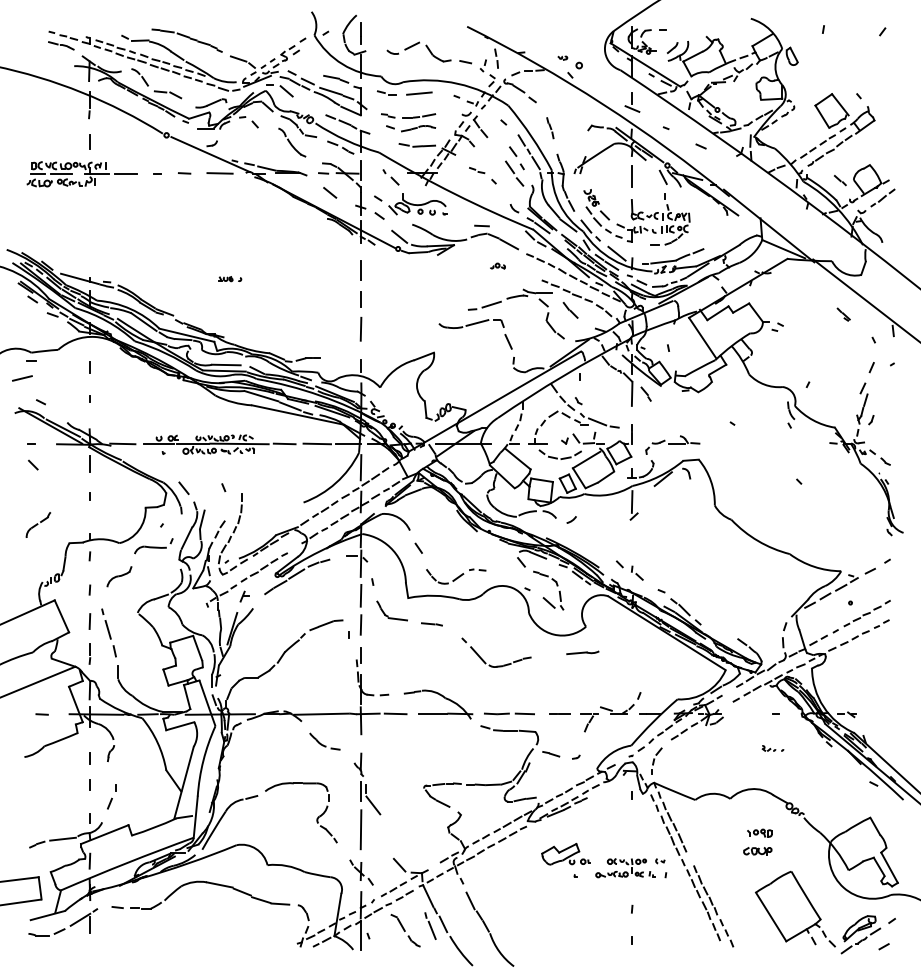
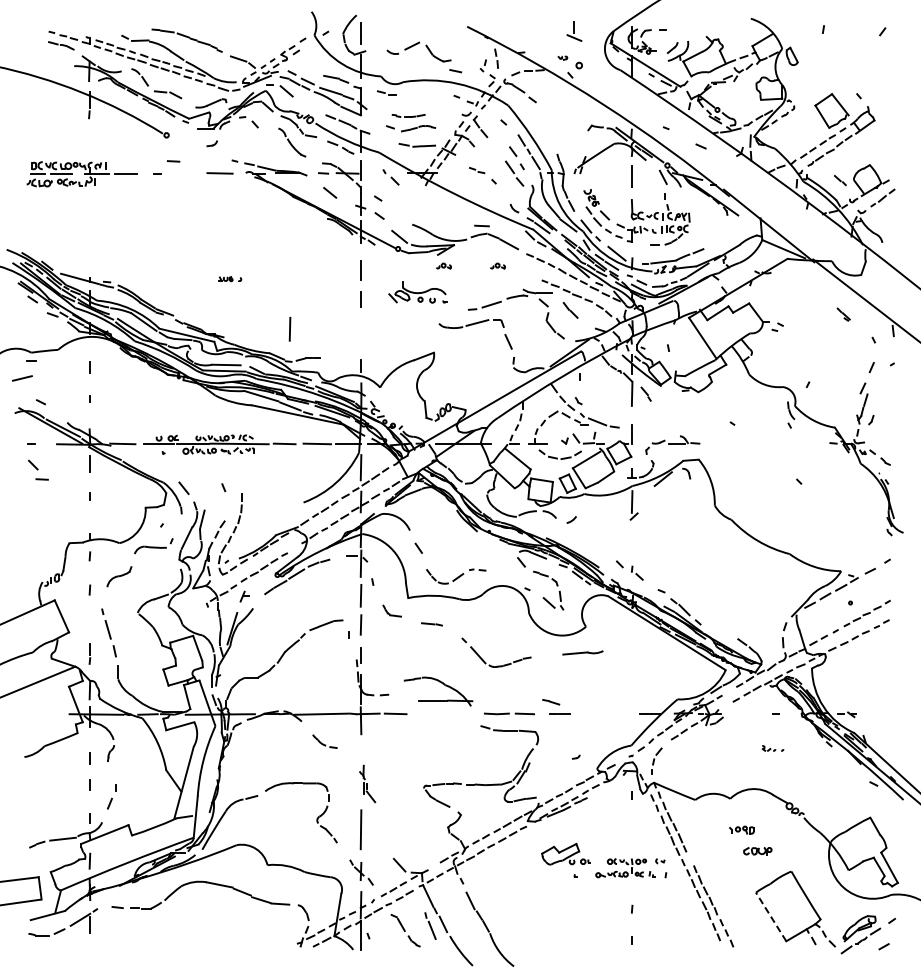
line position: (465, 62) -> (455, 71) (455, 71)
line: present -> none (419, 93)
part position: (632, 102) -> (574, 31) (574, 31)
part size: 56x6 px -> 35x4 px (408, 115)
line: present -> none (550, 128)
line: present -> none (89, 141)
line: present -> none (210, 154)
line position: (184, 173) -> (173, 161) (173, 161)
part position: (417, 204) -> (417, 292) (417, 292)
part: none -> present (443, 265)
line position: (360, 328) -> (289, 328) (289, 328)
part: present -> none (38, 524)
part size: 32x22 px -> 20x14 px (391, 610)
line: present -> none (89, 621)
part size: 34x5 px -> 42x6 px (582, 652)
part position: (442, 697) -> (442, 684) (442, 684)
part: present -> none (610, 712)
line position: (41, 714) -> (41, 479) (41, 479)
part size: 32x19 px -> 26x15 px (324, 741)
line position: (551, 754) -> (551, 702) (551, 702)
part size: 29x64 px -> 18x40 px (367, 783)
part position: (759, 832) -> (741, 829) (741, 829)
line: solid -> dashed (771, 916)
